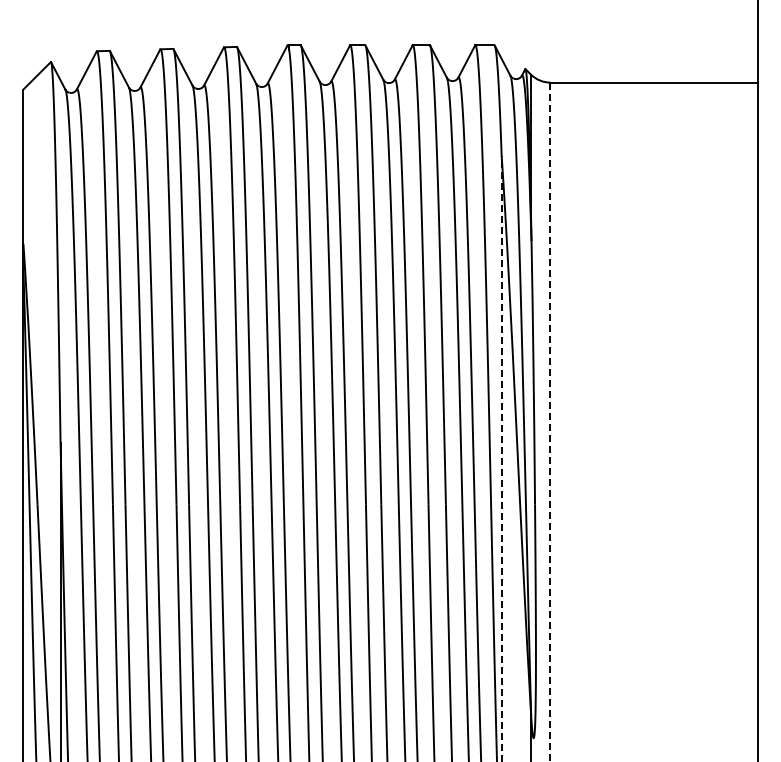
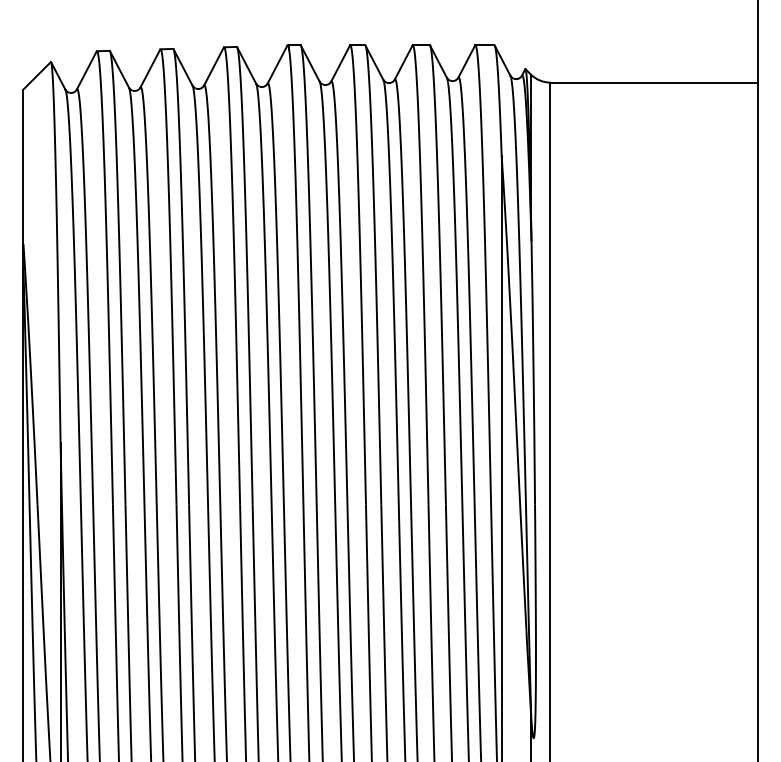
line: dashed -> solid (550, 422)
line: dashed -> solid (501, 458)
